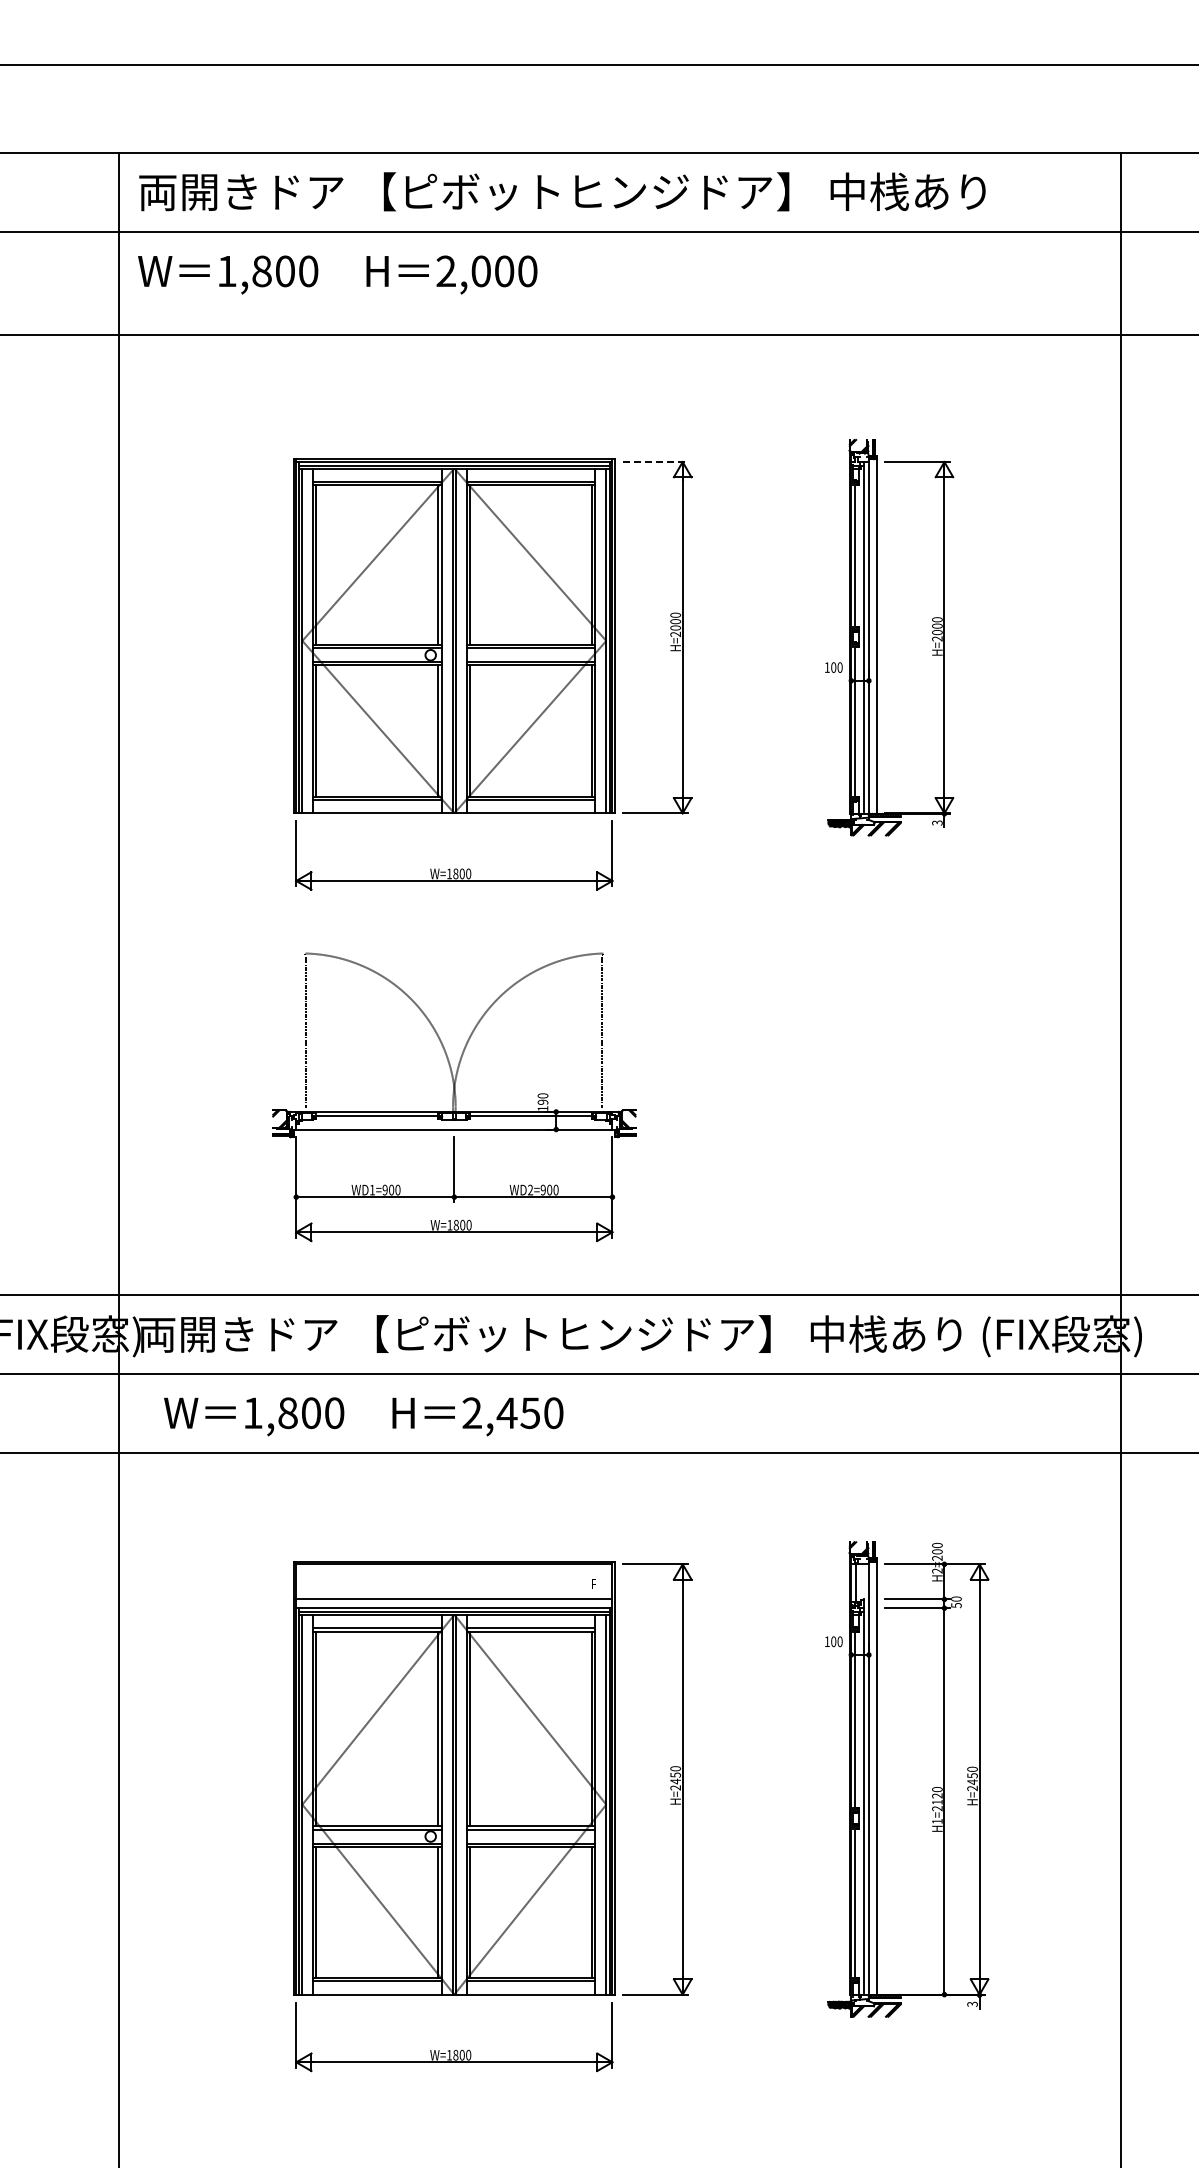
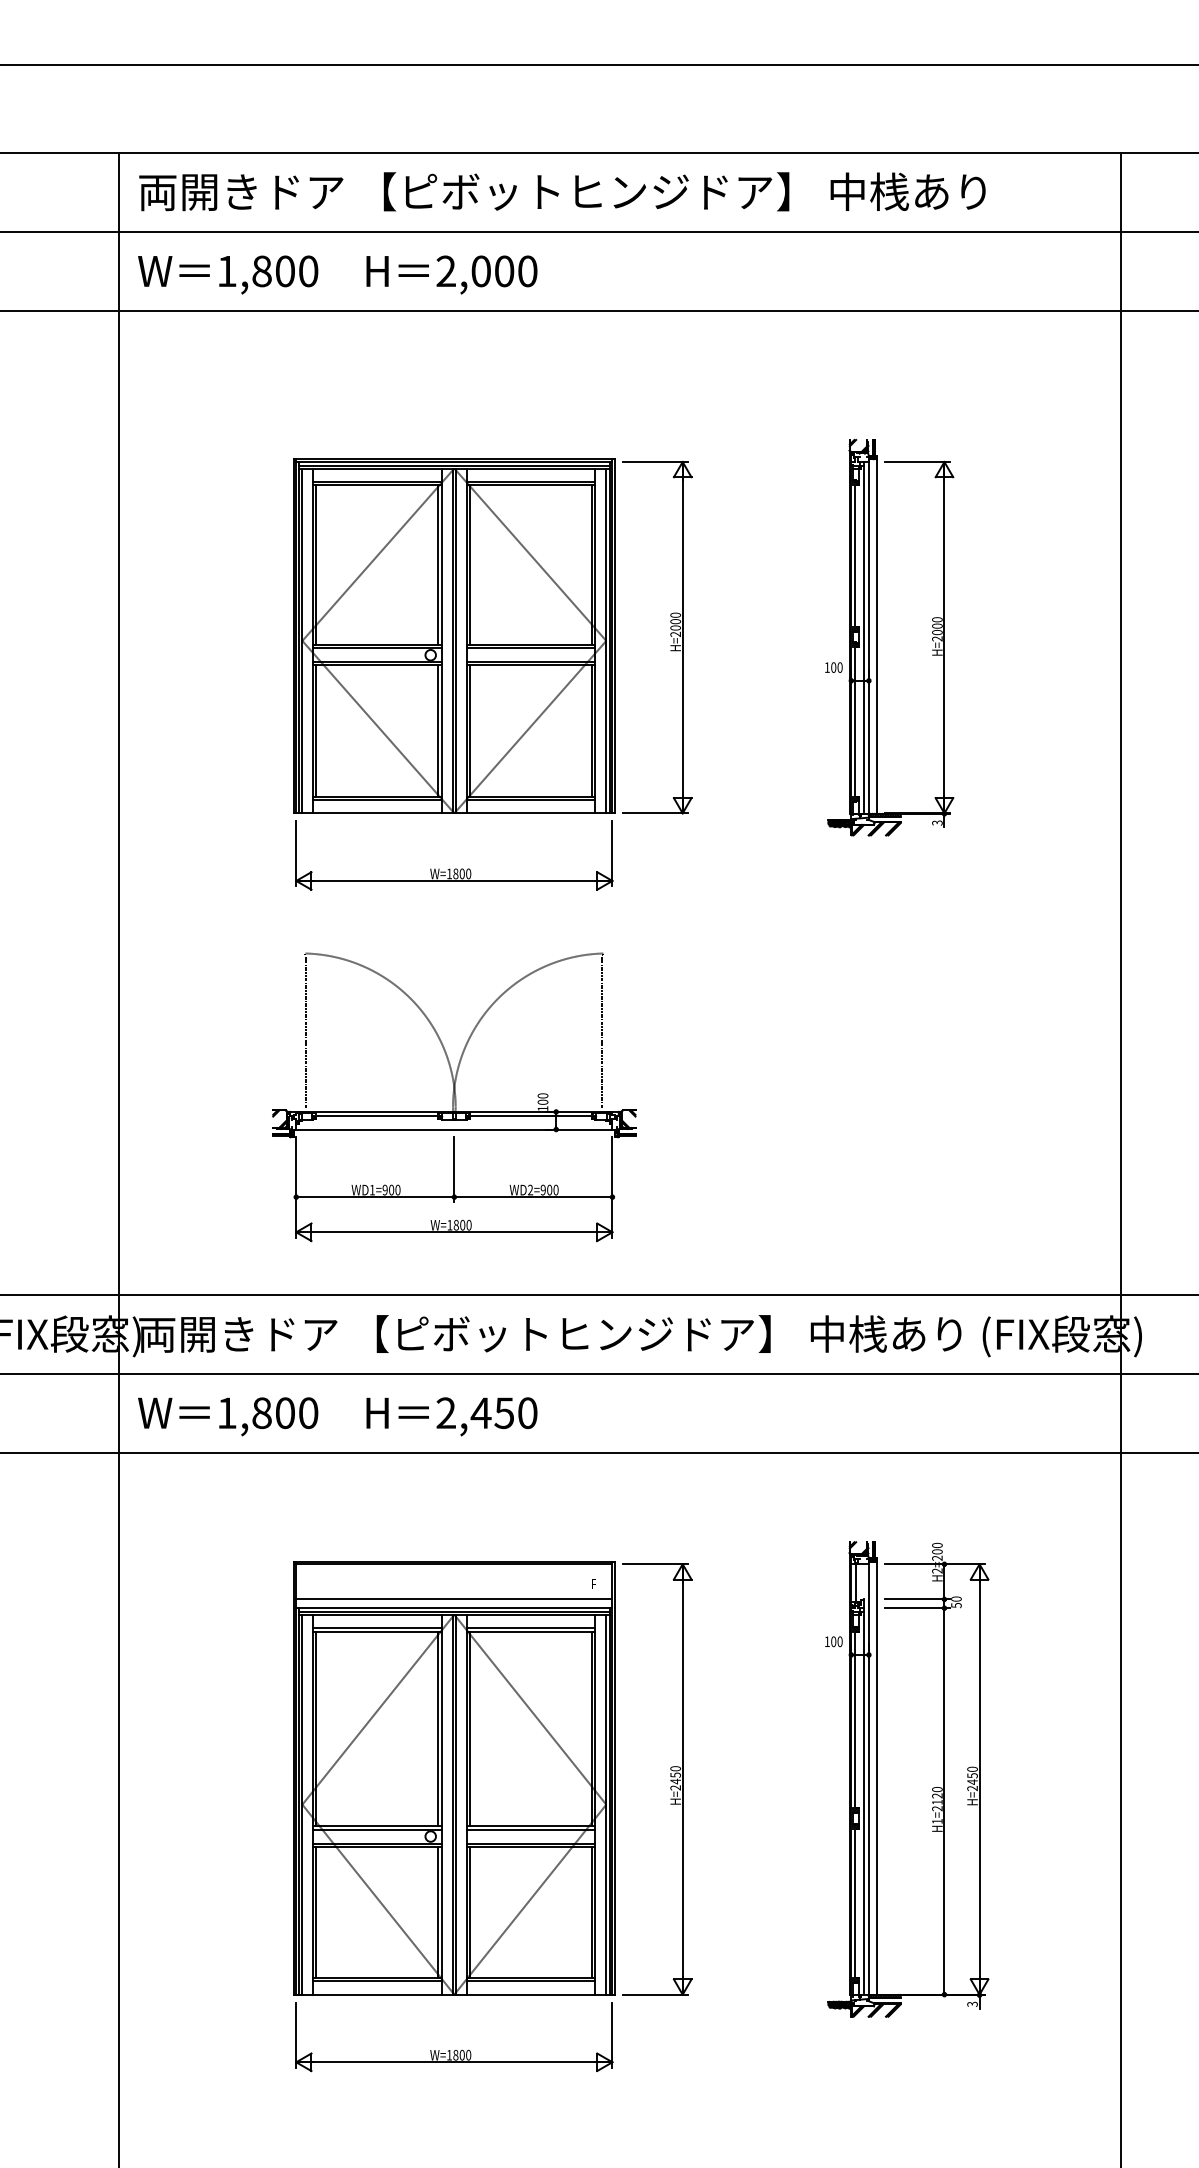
line position: (598, 334) -> (598, 310) (598, 310)
line: dashed -> solid (655, 462)
text: 190 -> 100 (543, 1101)
text position: (363, 1416) -> (337, 1416) (337, 1416)
